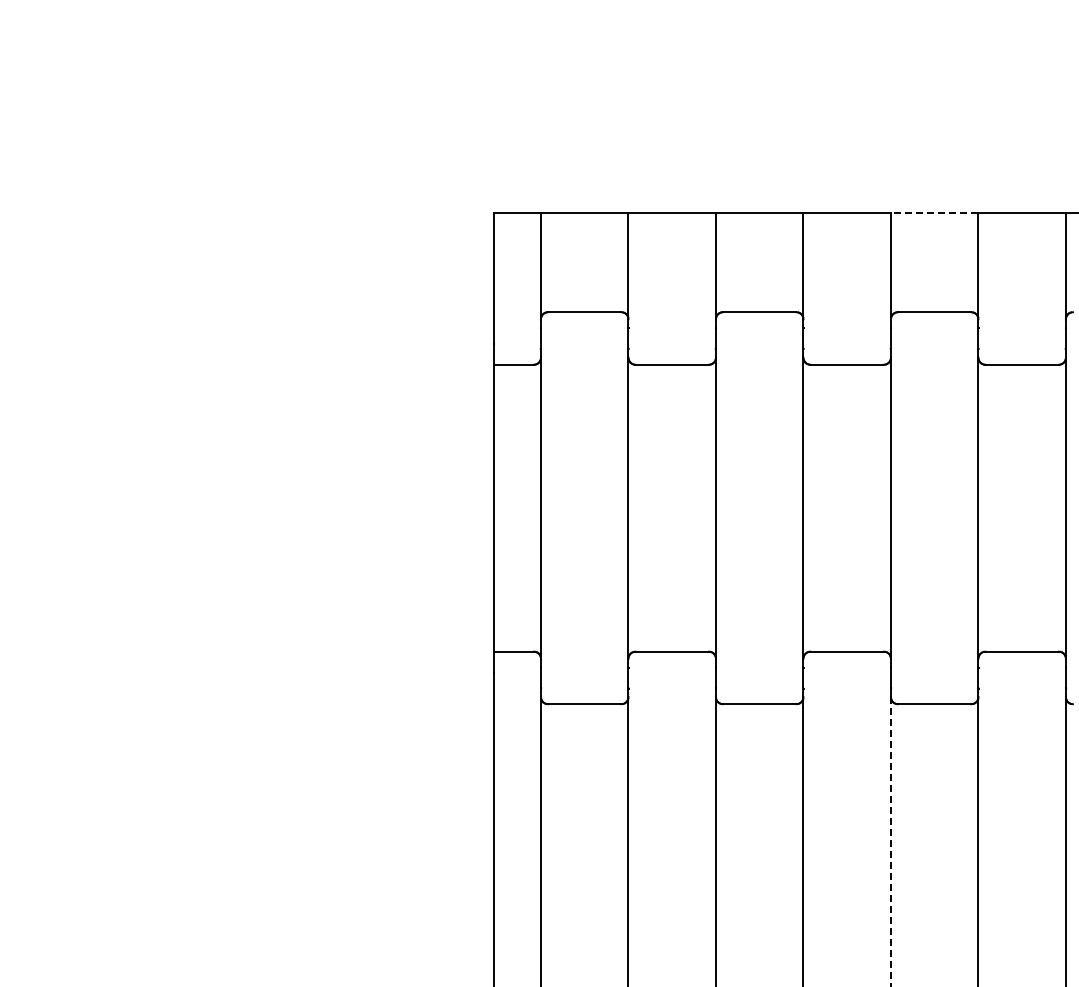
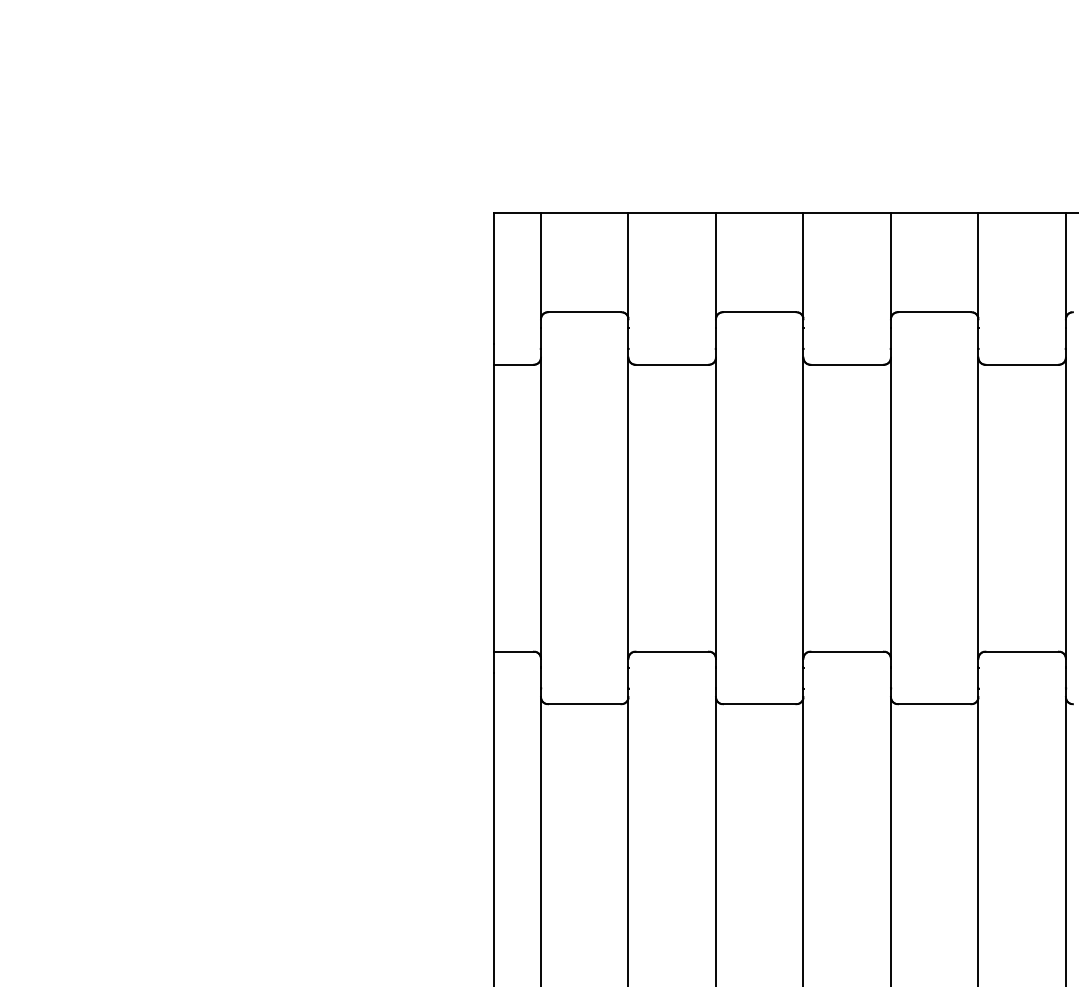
line: dashed -> solid (934, 213)
line: dashed -> solid (890, 841)
